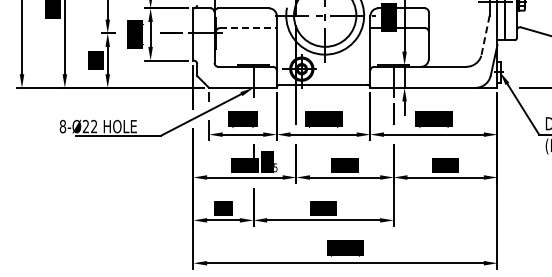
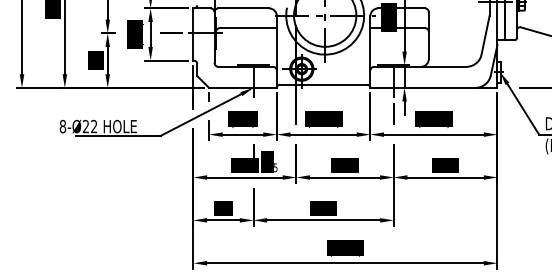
line: dashed -> solid (248, 28)
line: dashed -> solid (485, 36)
